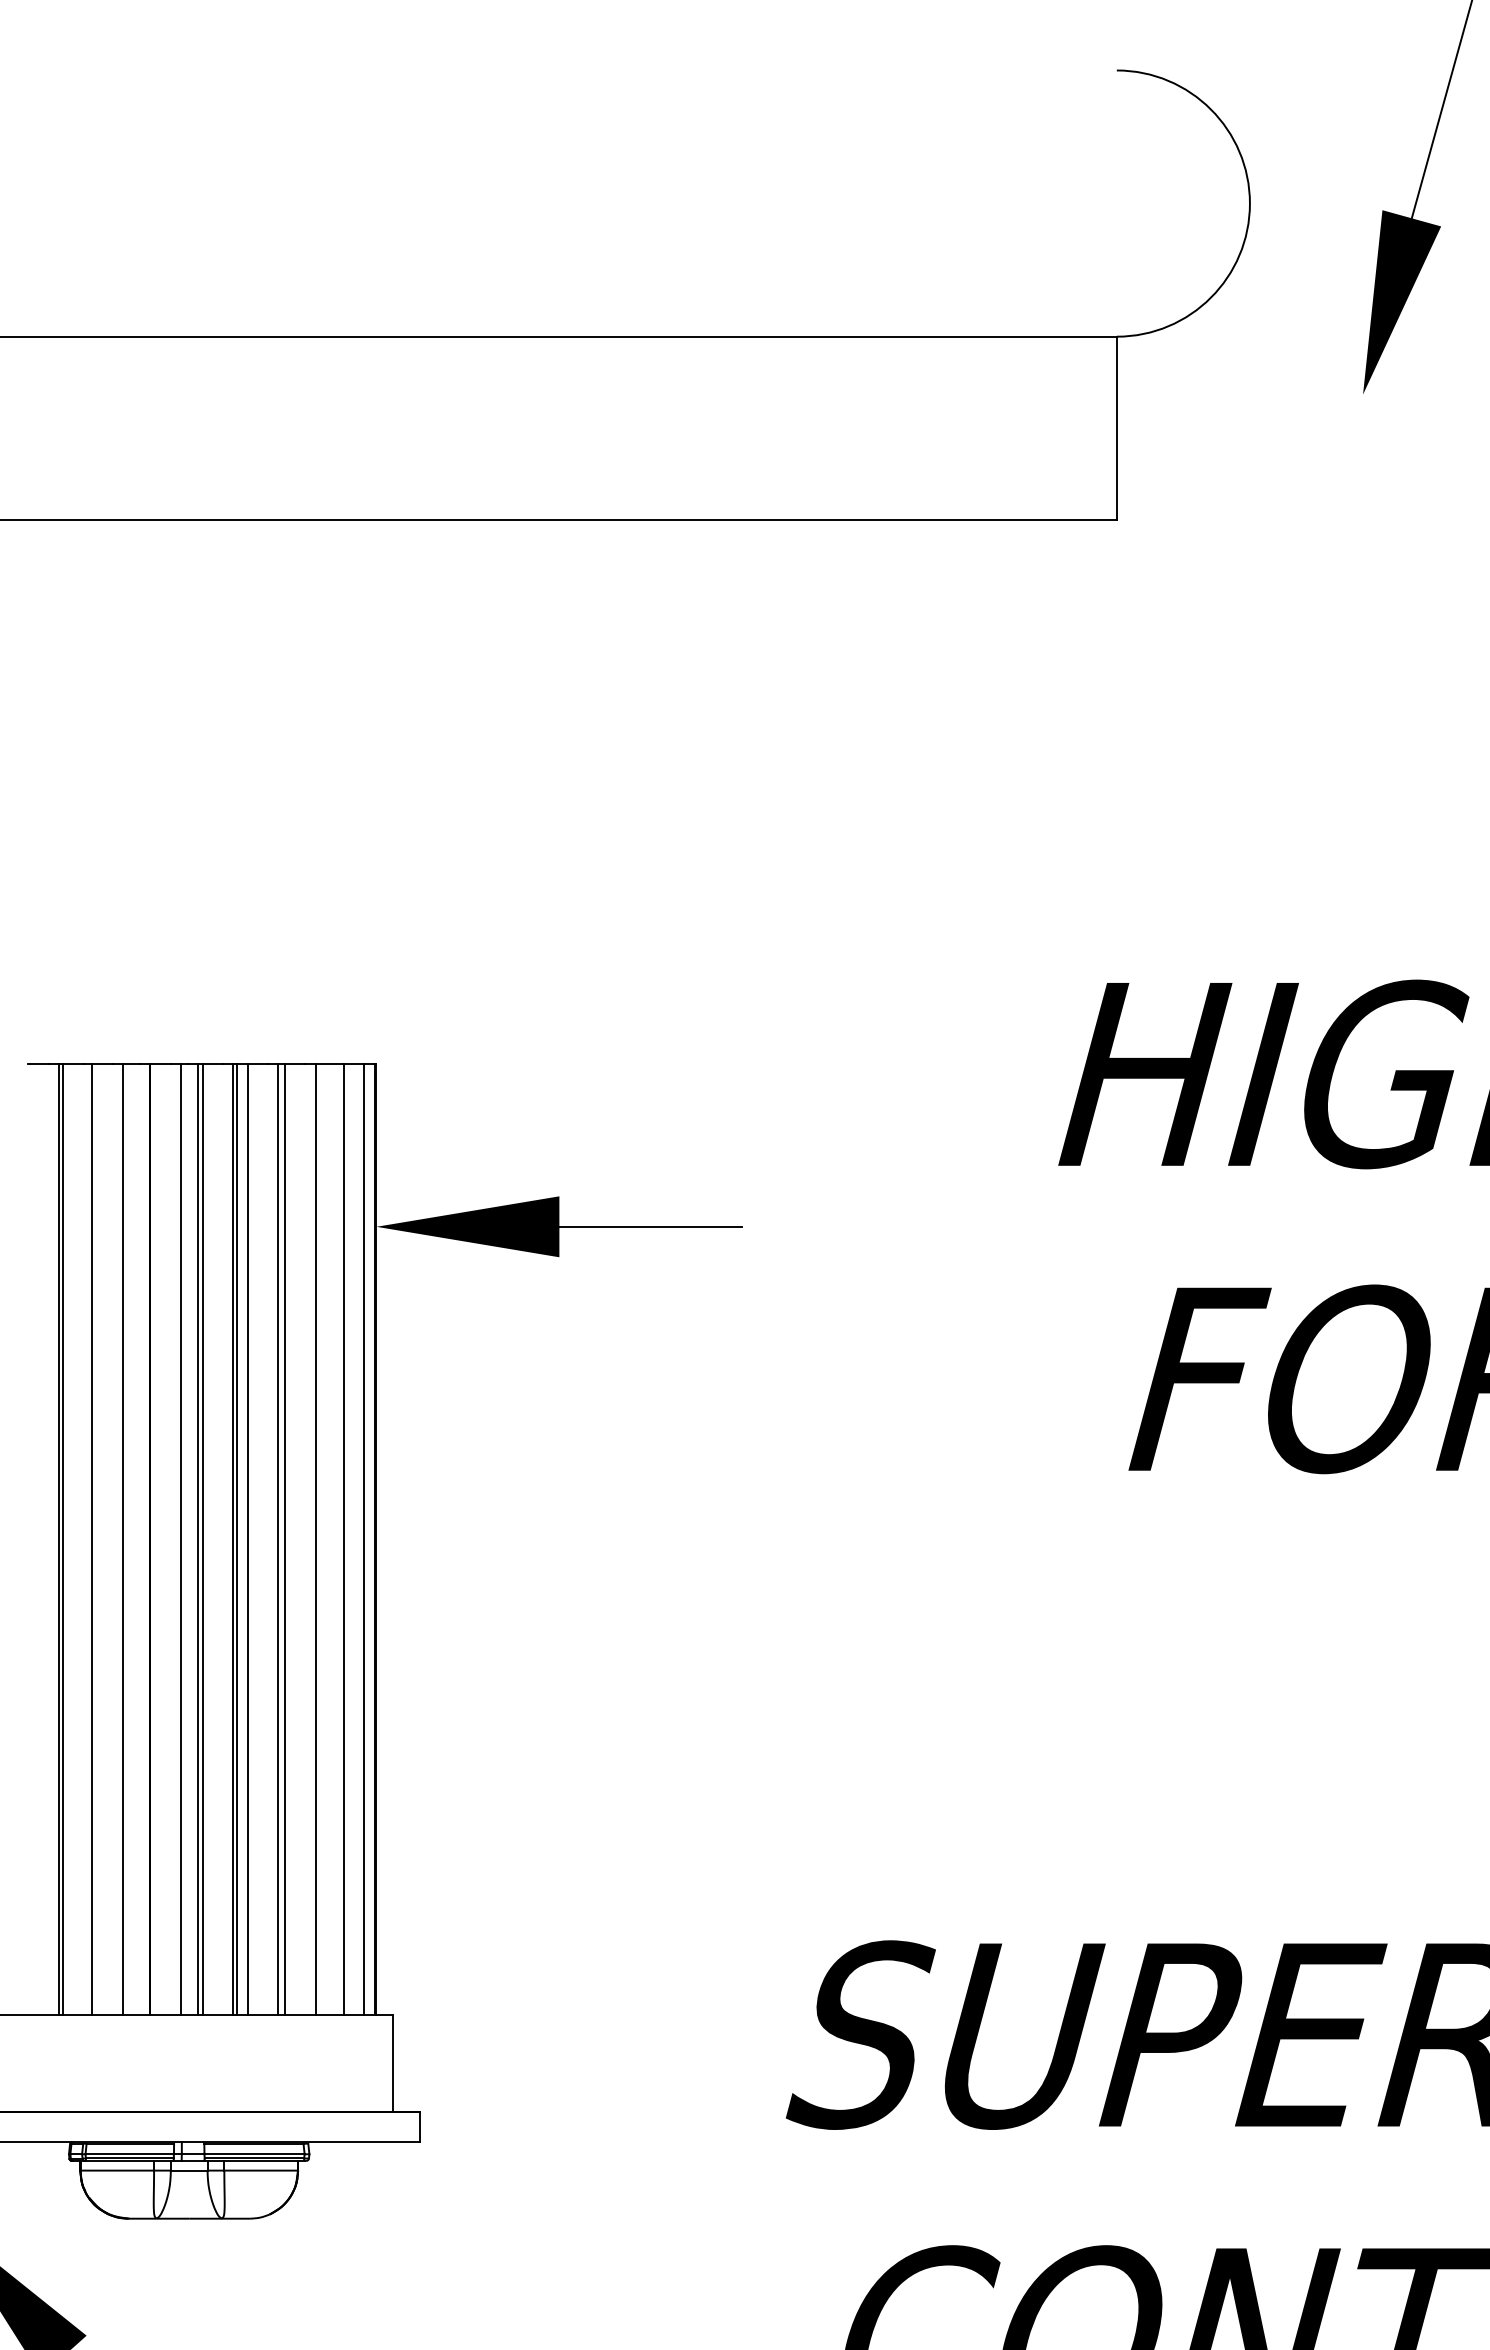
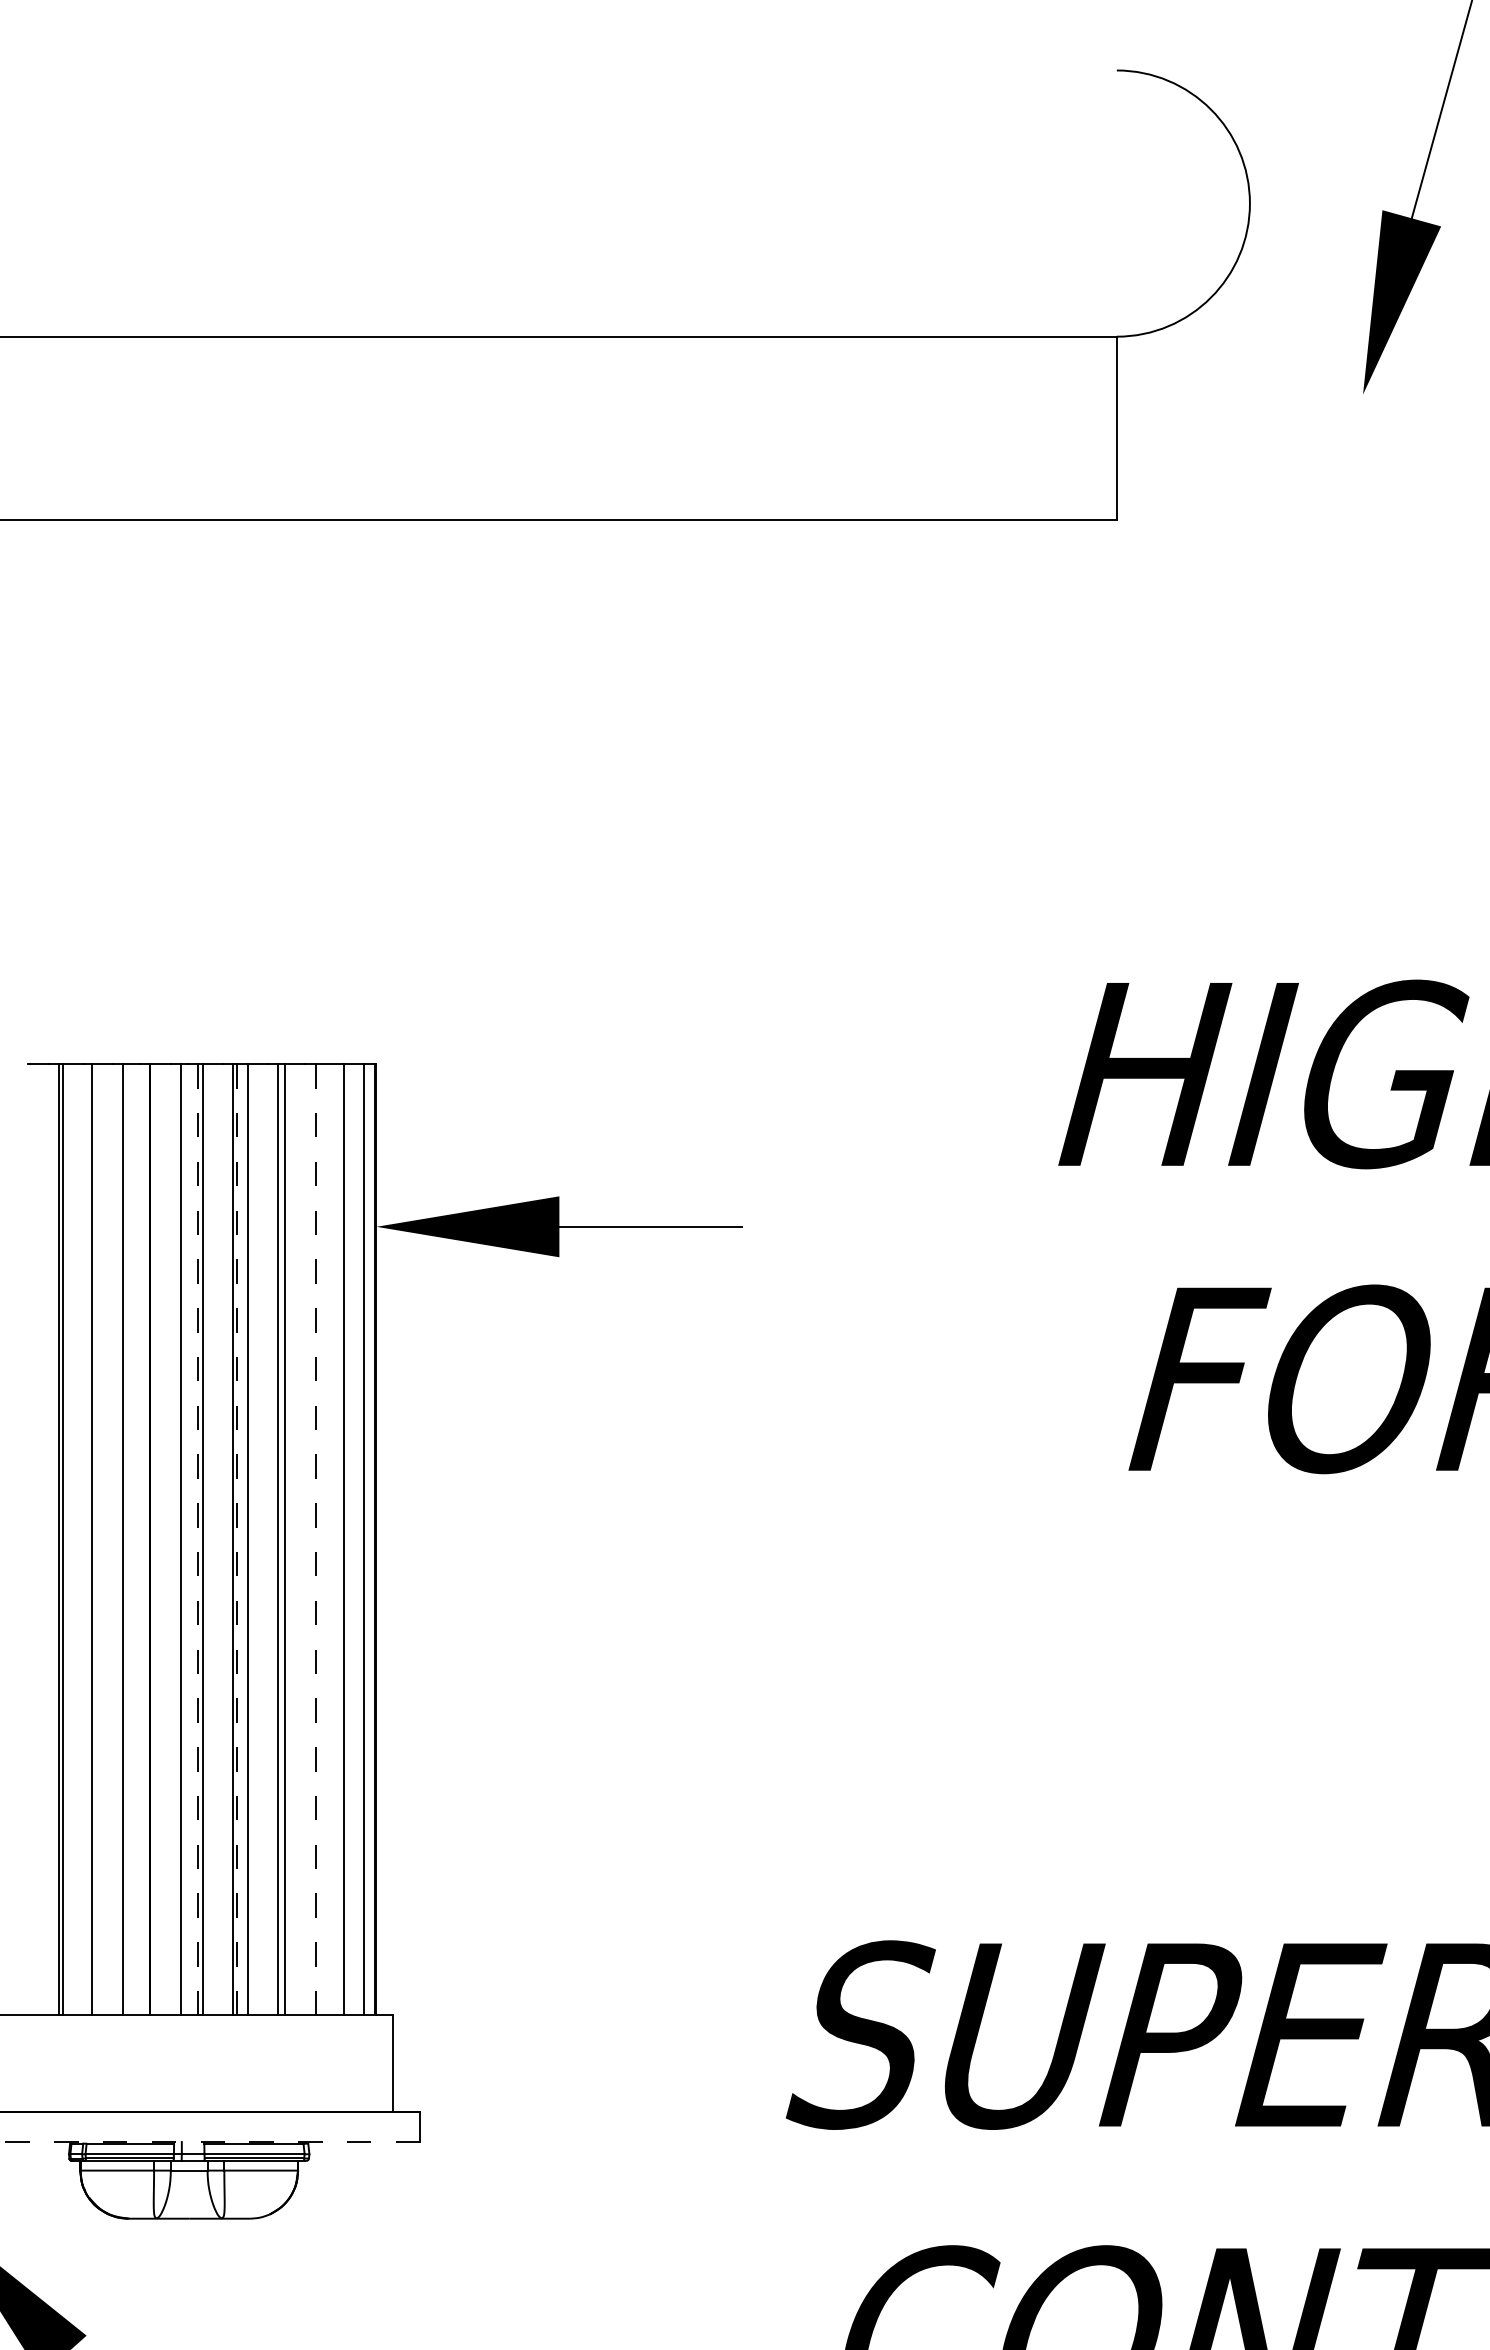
line: solid -> dashed (198, 1539)
line: solid -> dashed (237, 1539)
line: solid -> dashed (315, 1539)
line: solid -> dashed (210, 2142)
